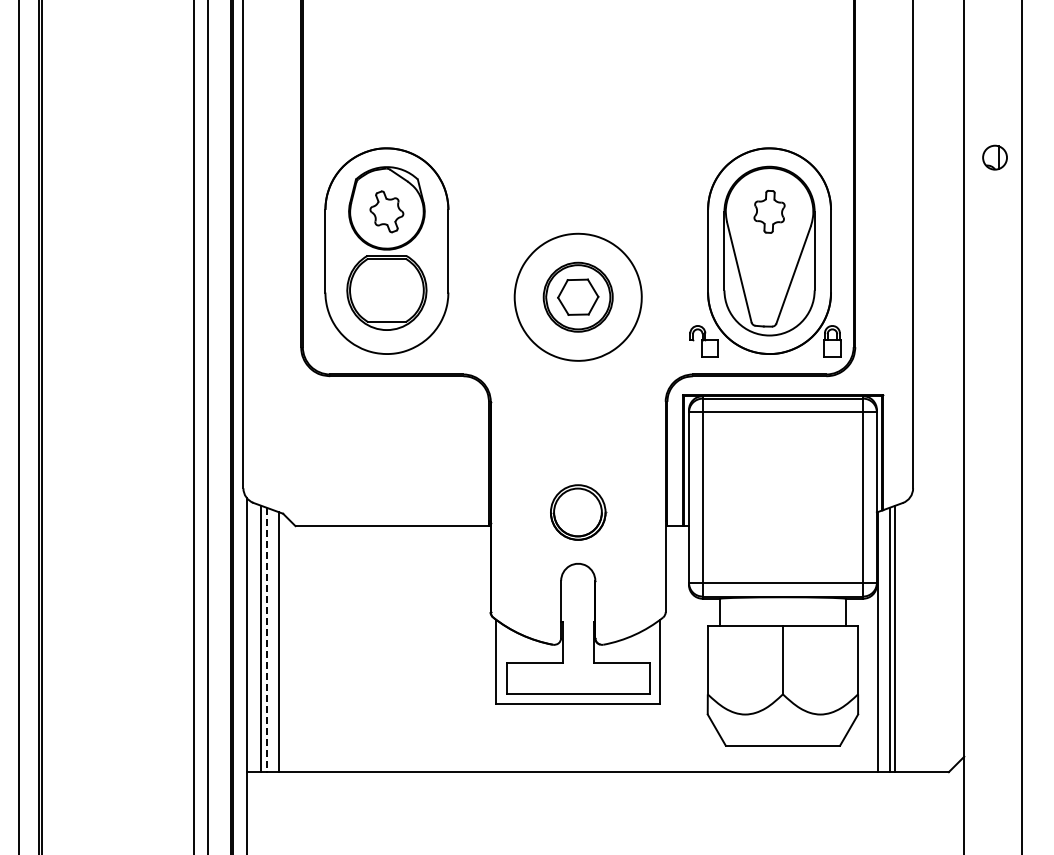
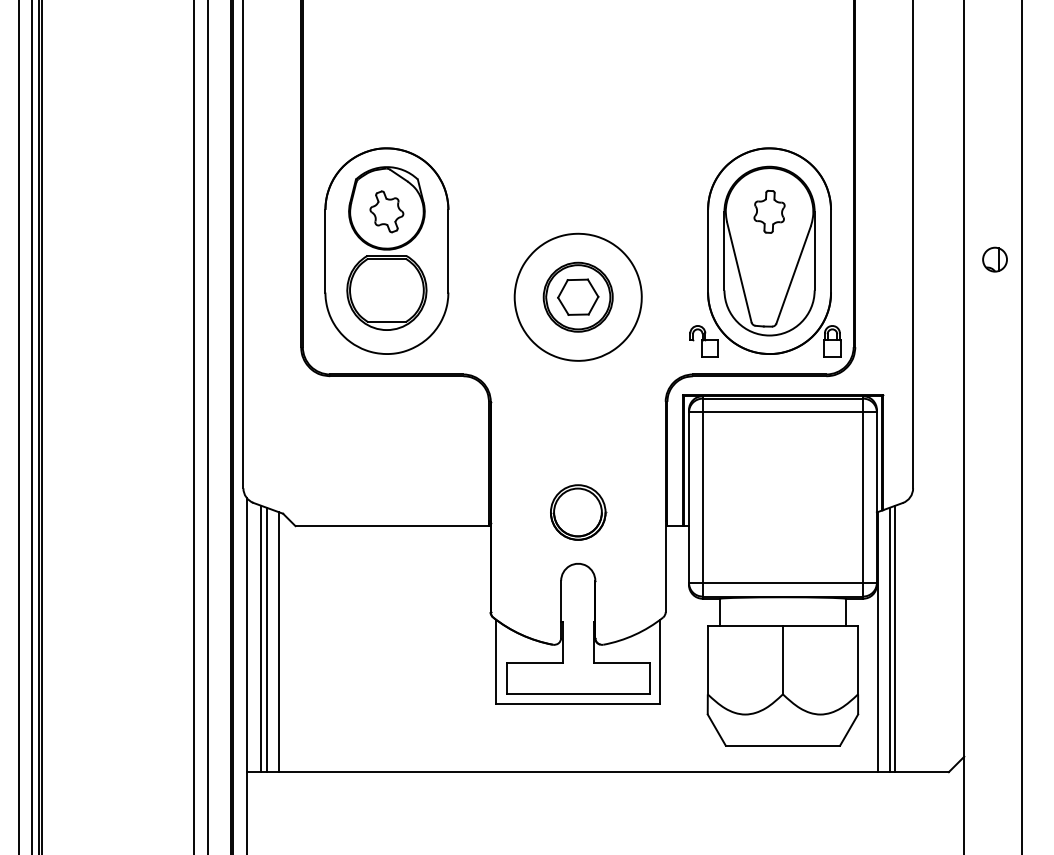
part position: (994, 157) -> (994, 259) (994, 259)
line: none -> present (31, 426)
line: dashed -> solid (266, 640)
